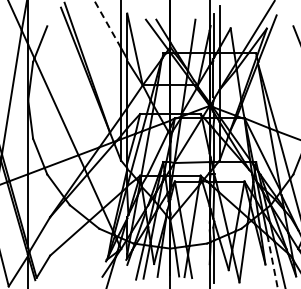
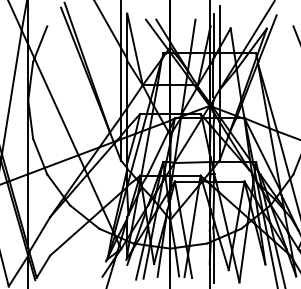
line: dashed -> solid (107, 23)
line: dashed -> solid (272, 261)
